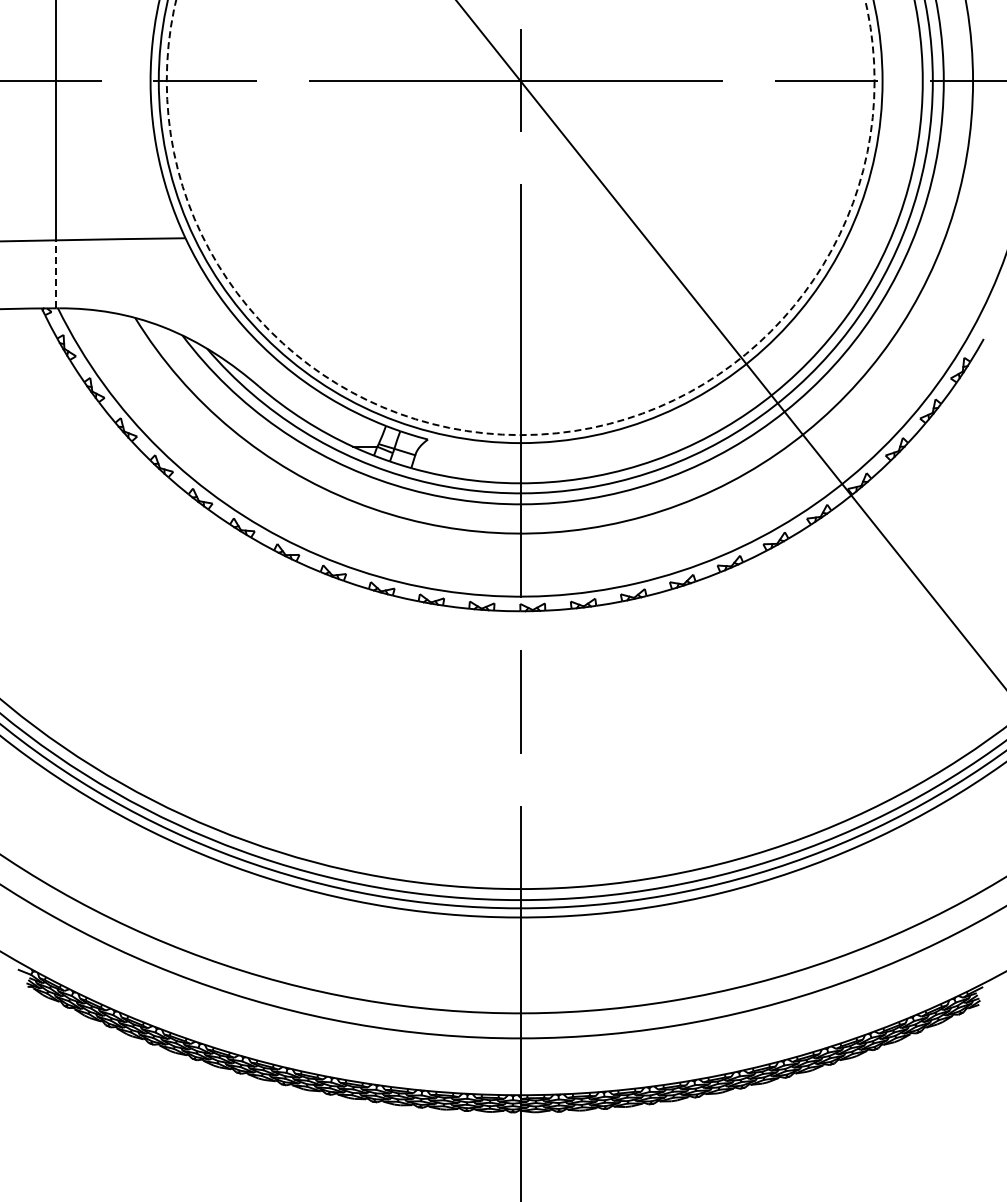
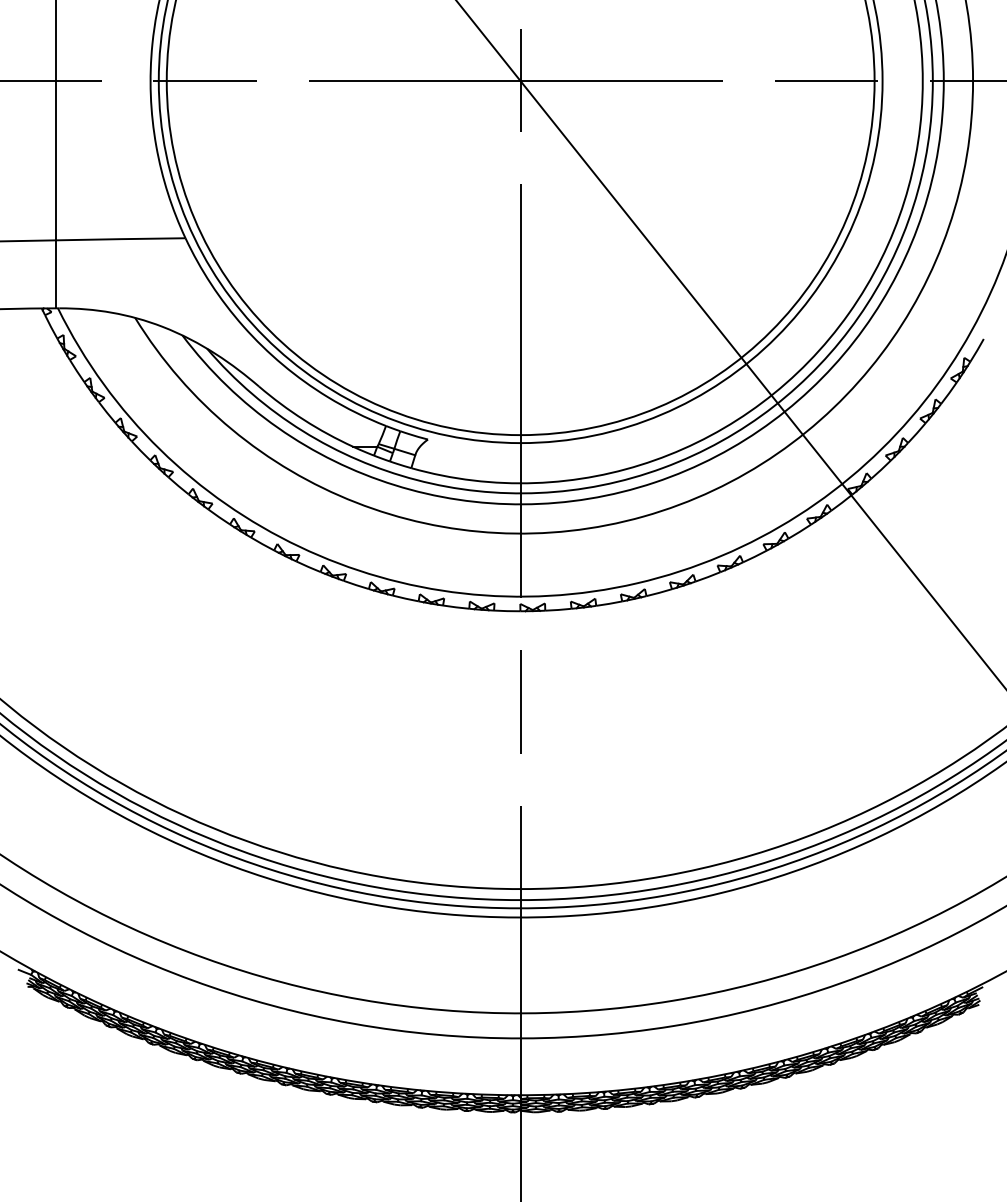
circle: dashed -> solid (520, 217)
line: dashed -> solid (56, 274)
